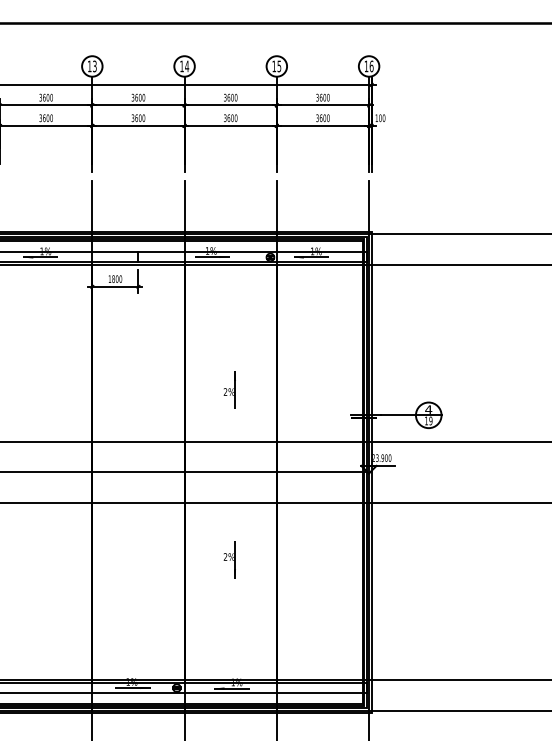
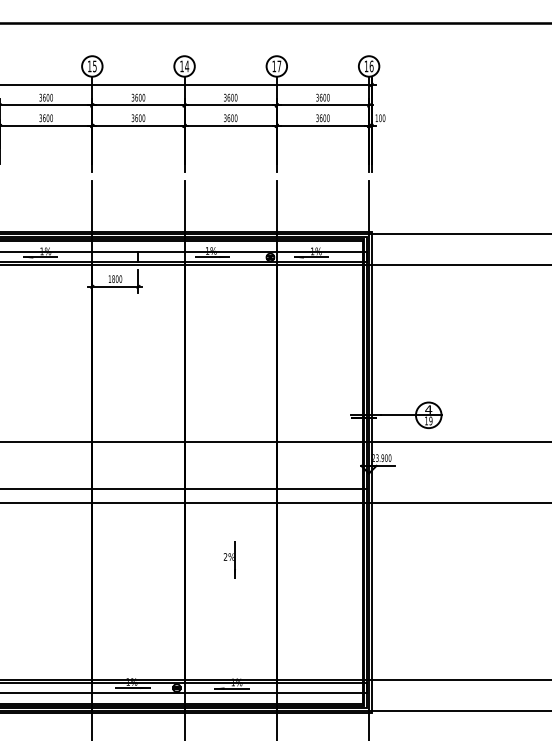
text: 13 -> 15 (94, 65)
text: 15 -> 17 (279, 66)
part: present -> none (229, 389)
line position: (184, 472) -> (184, 489) (184, 489)
